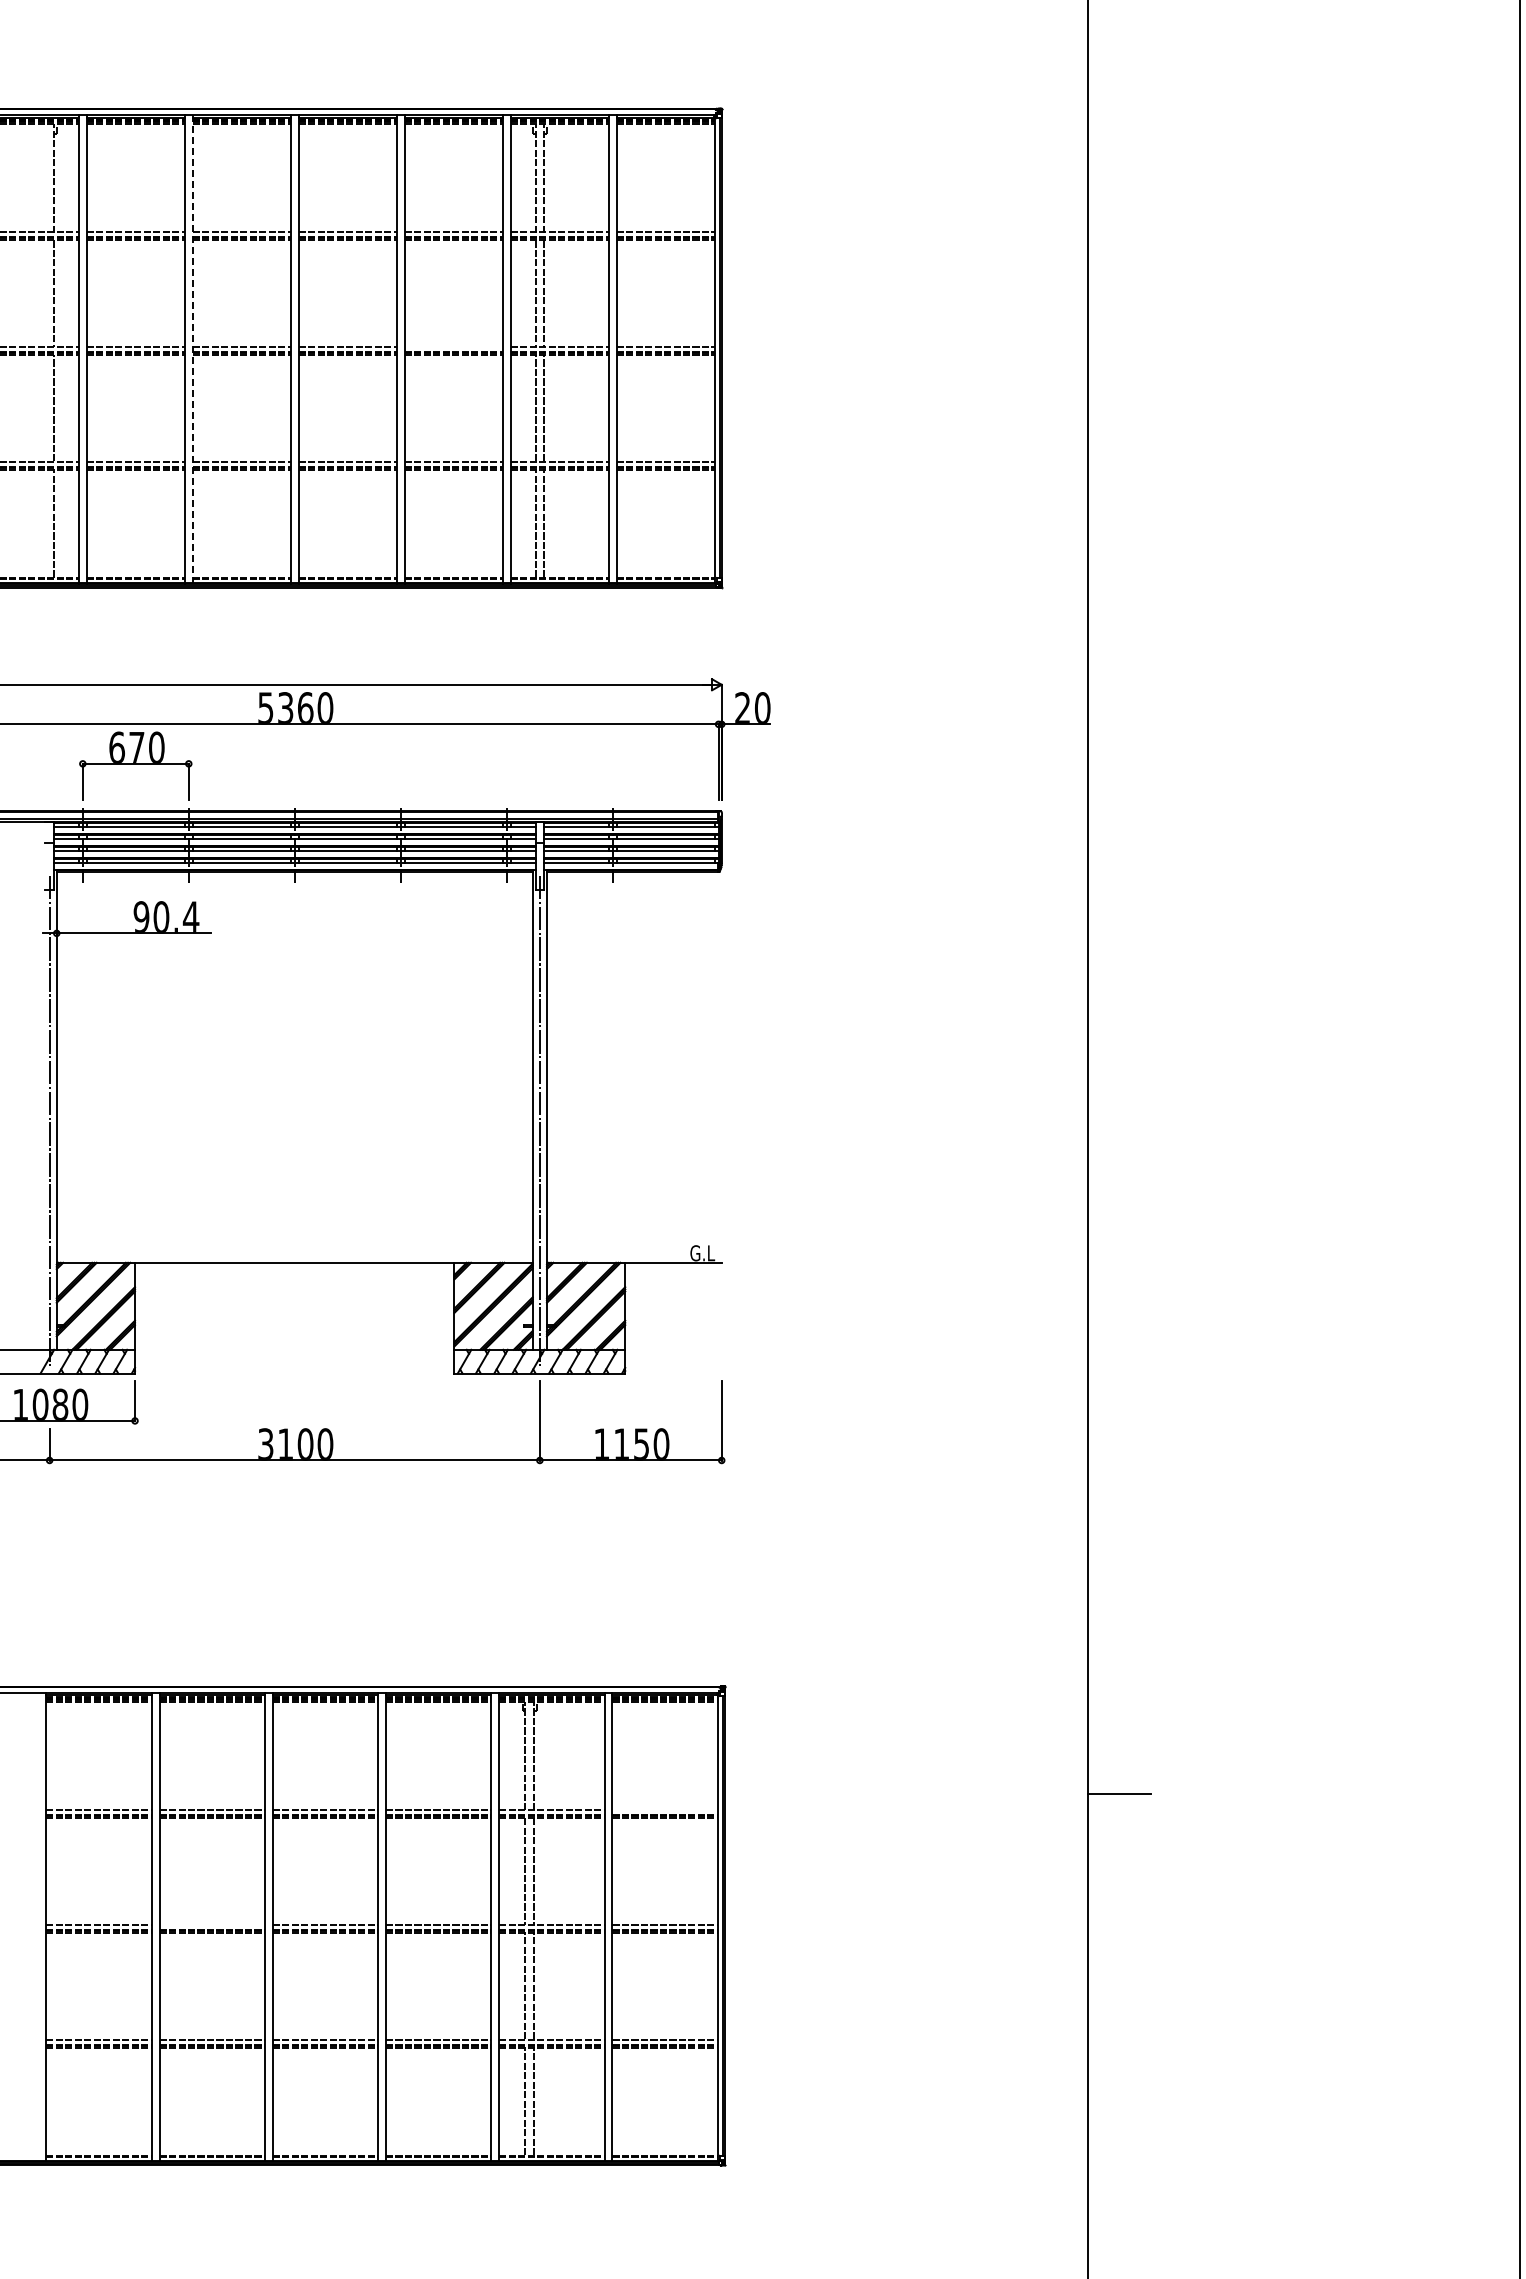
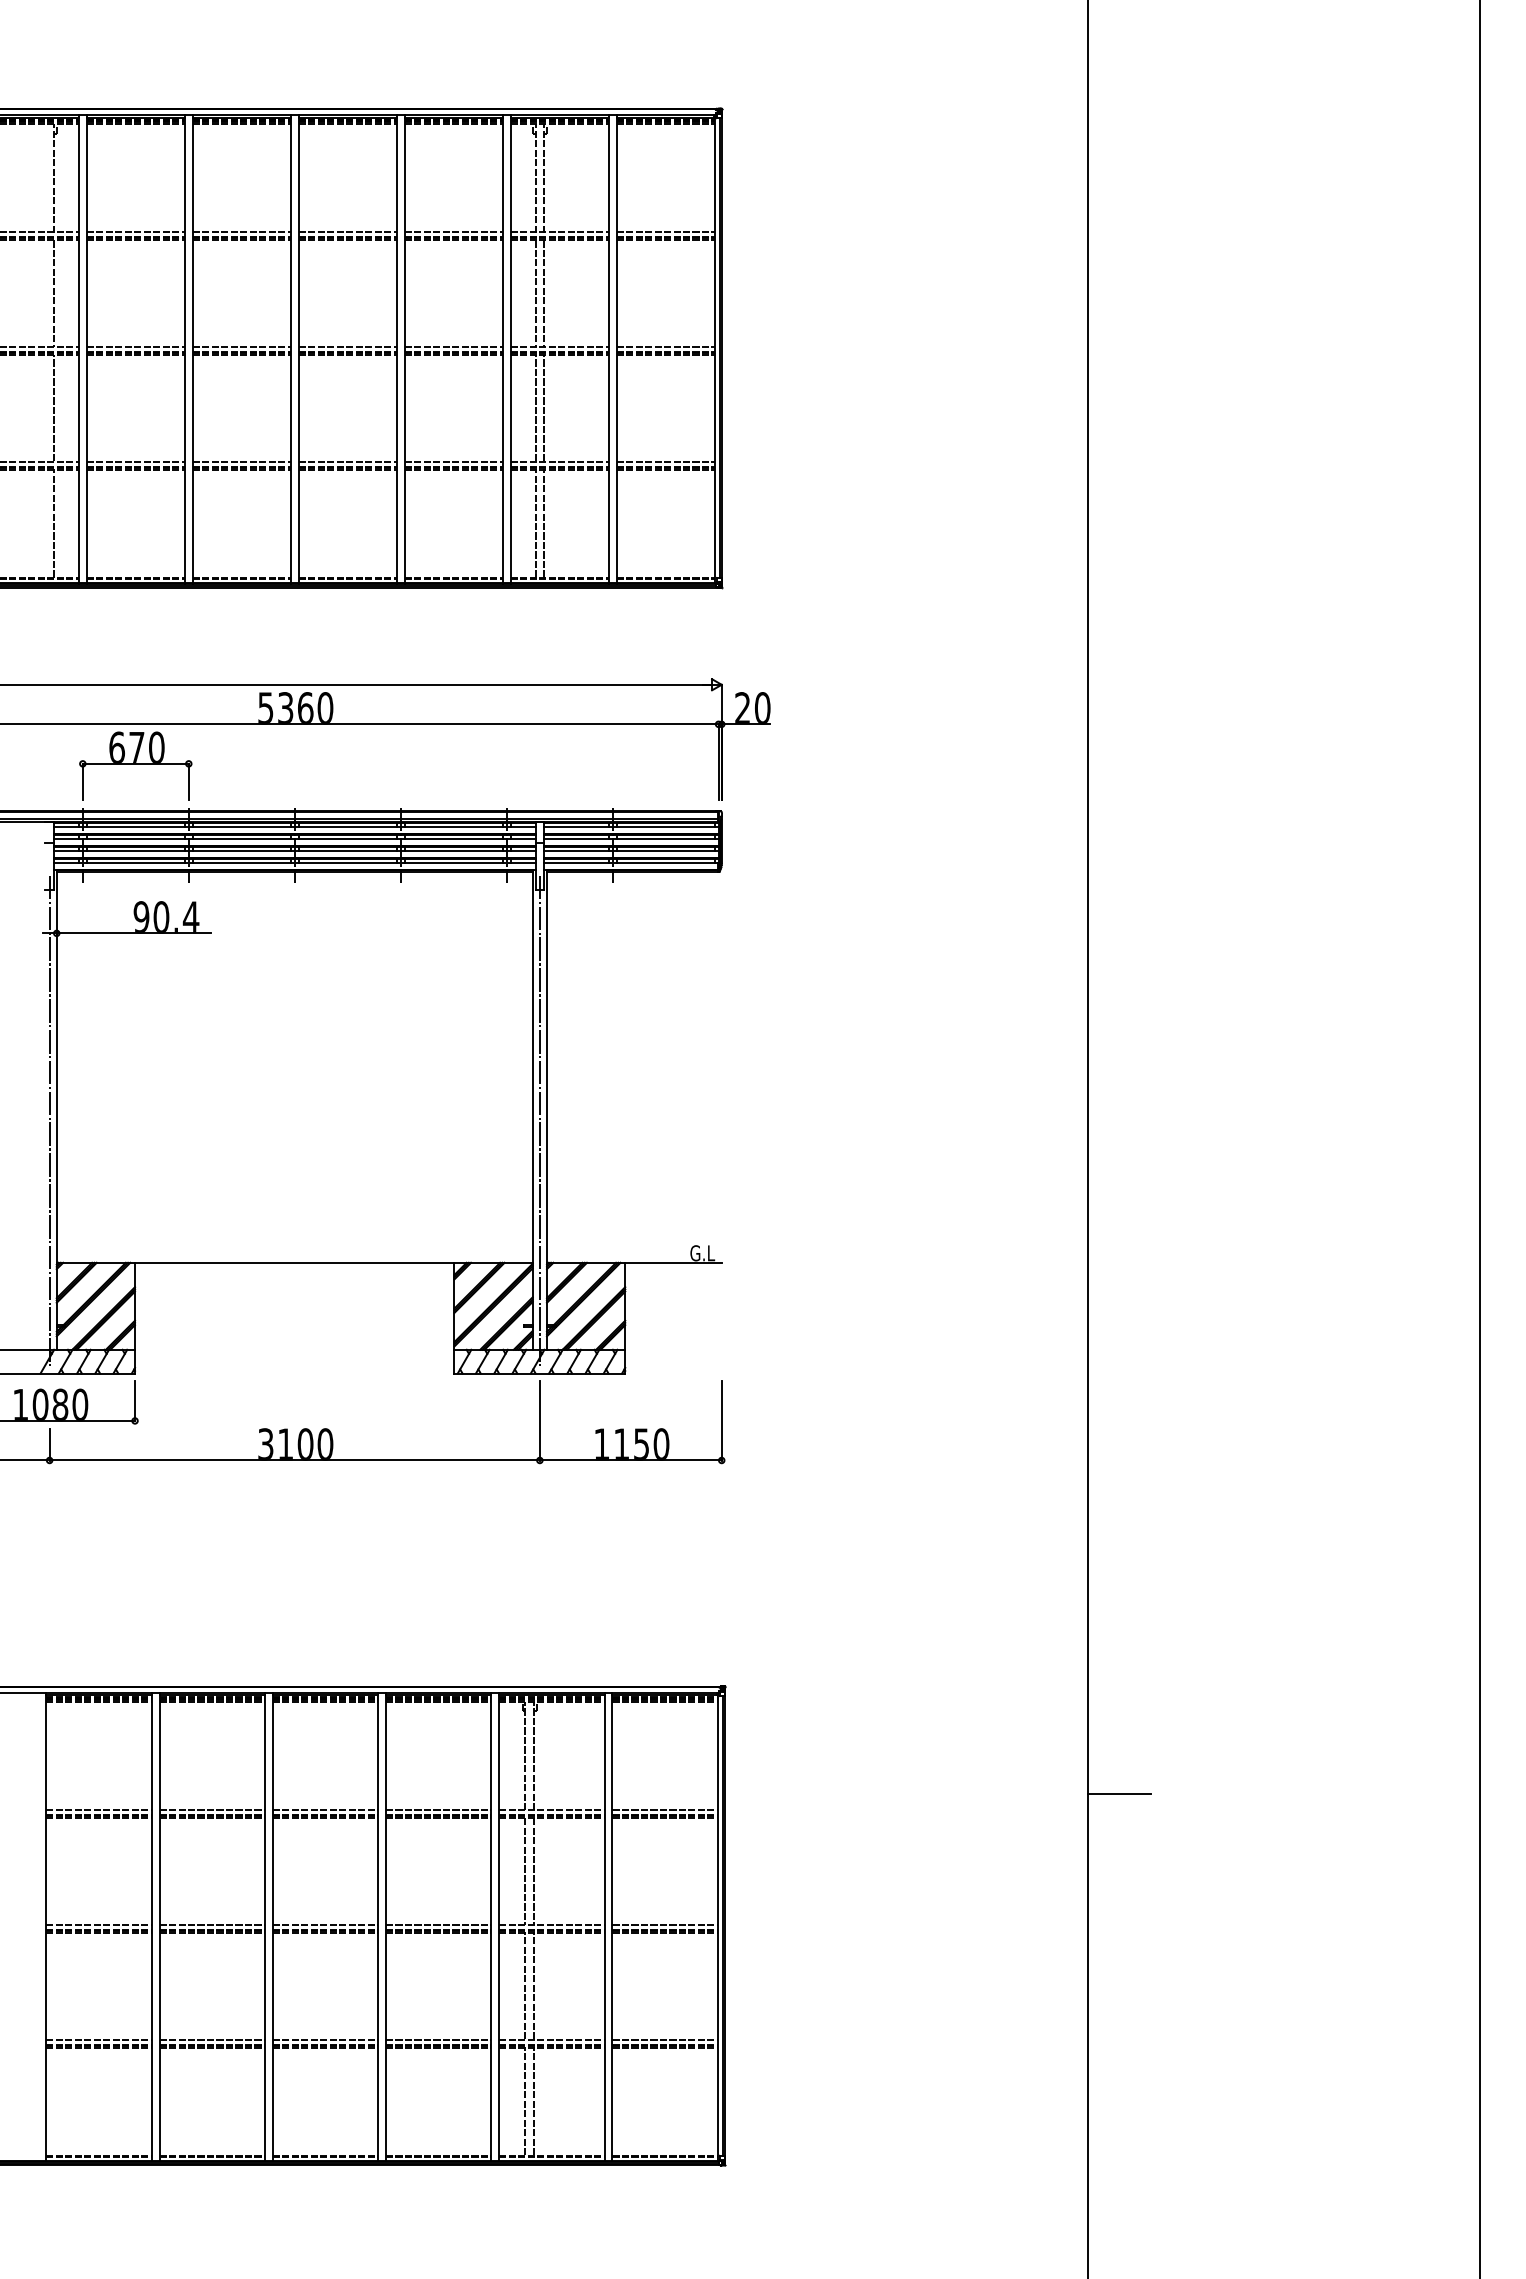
line: none -> present (453, 347)
line: dashed -> solid (192, 349)
line position: (1520, 1138) -> (1480, 1138) (1480, 1138)
line: none -> present (664, 1810)
line: none -> present (211, 1925)
